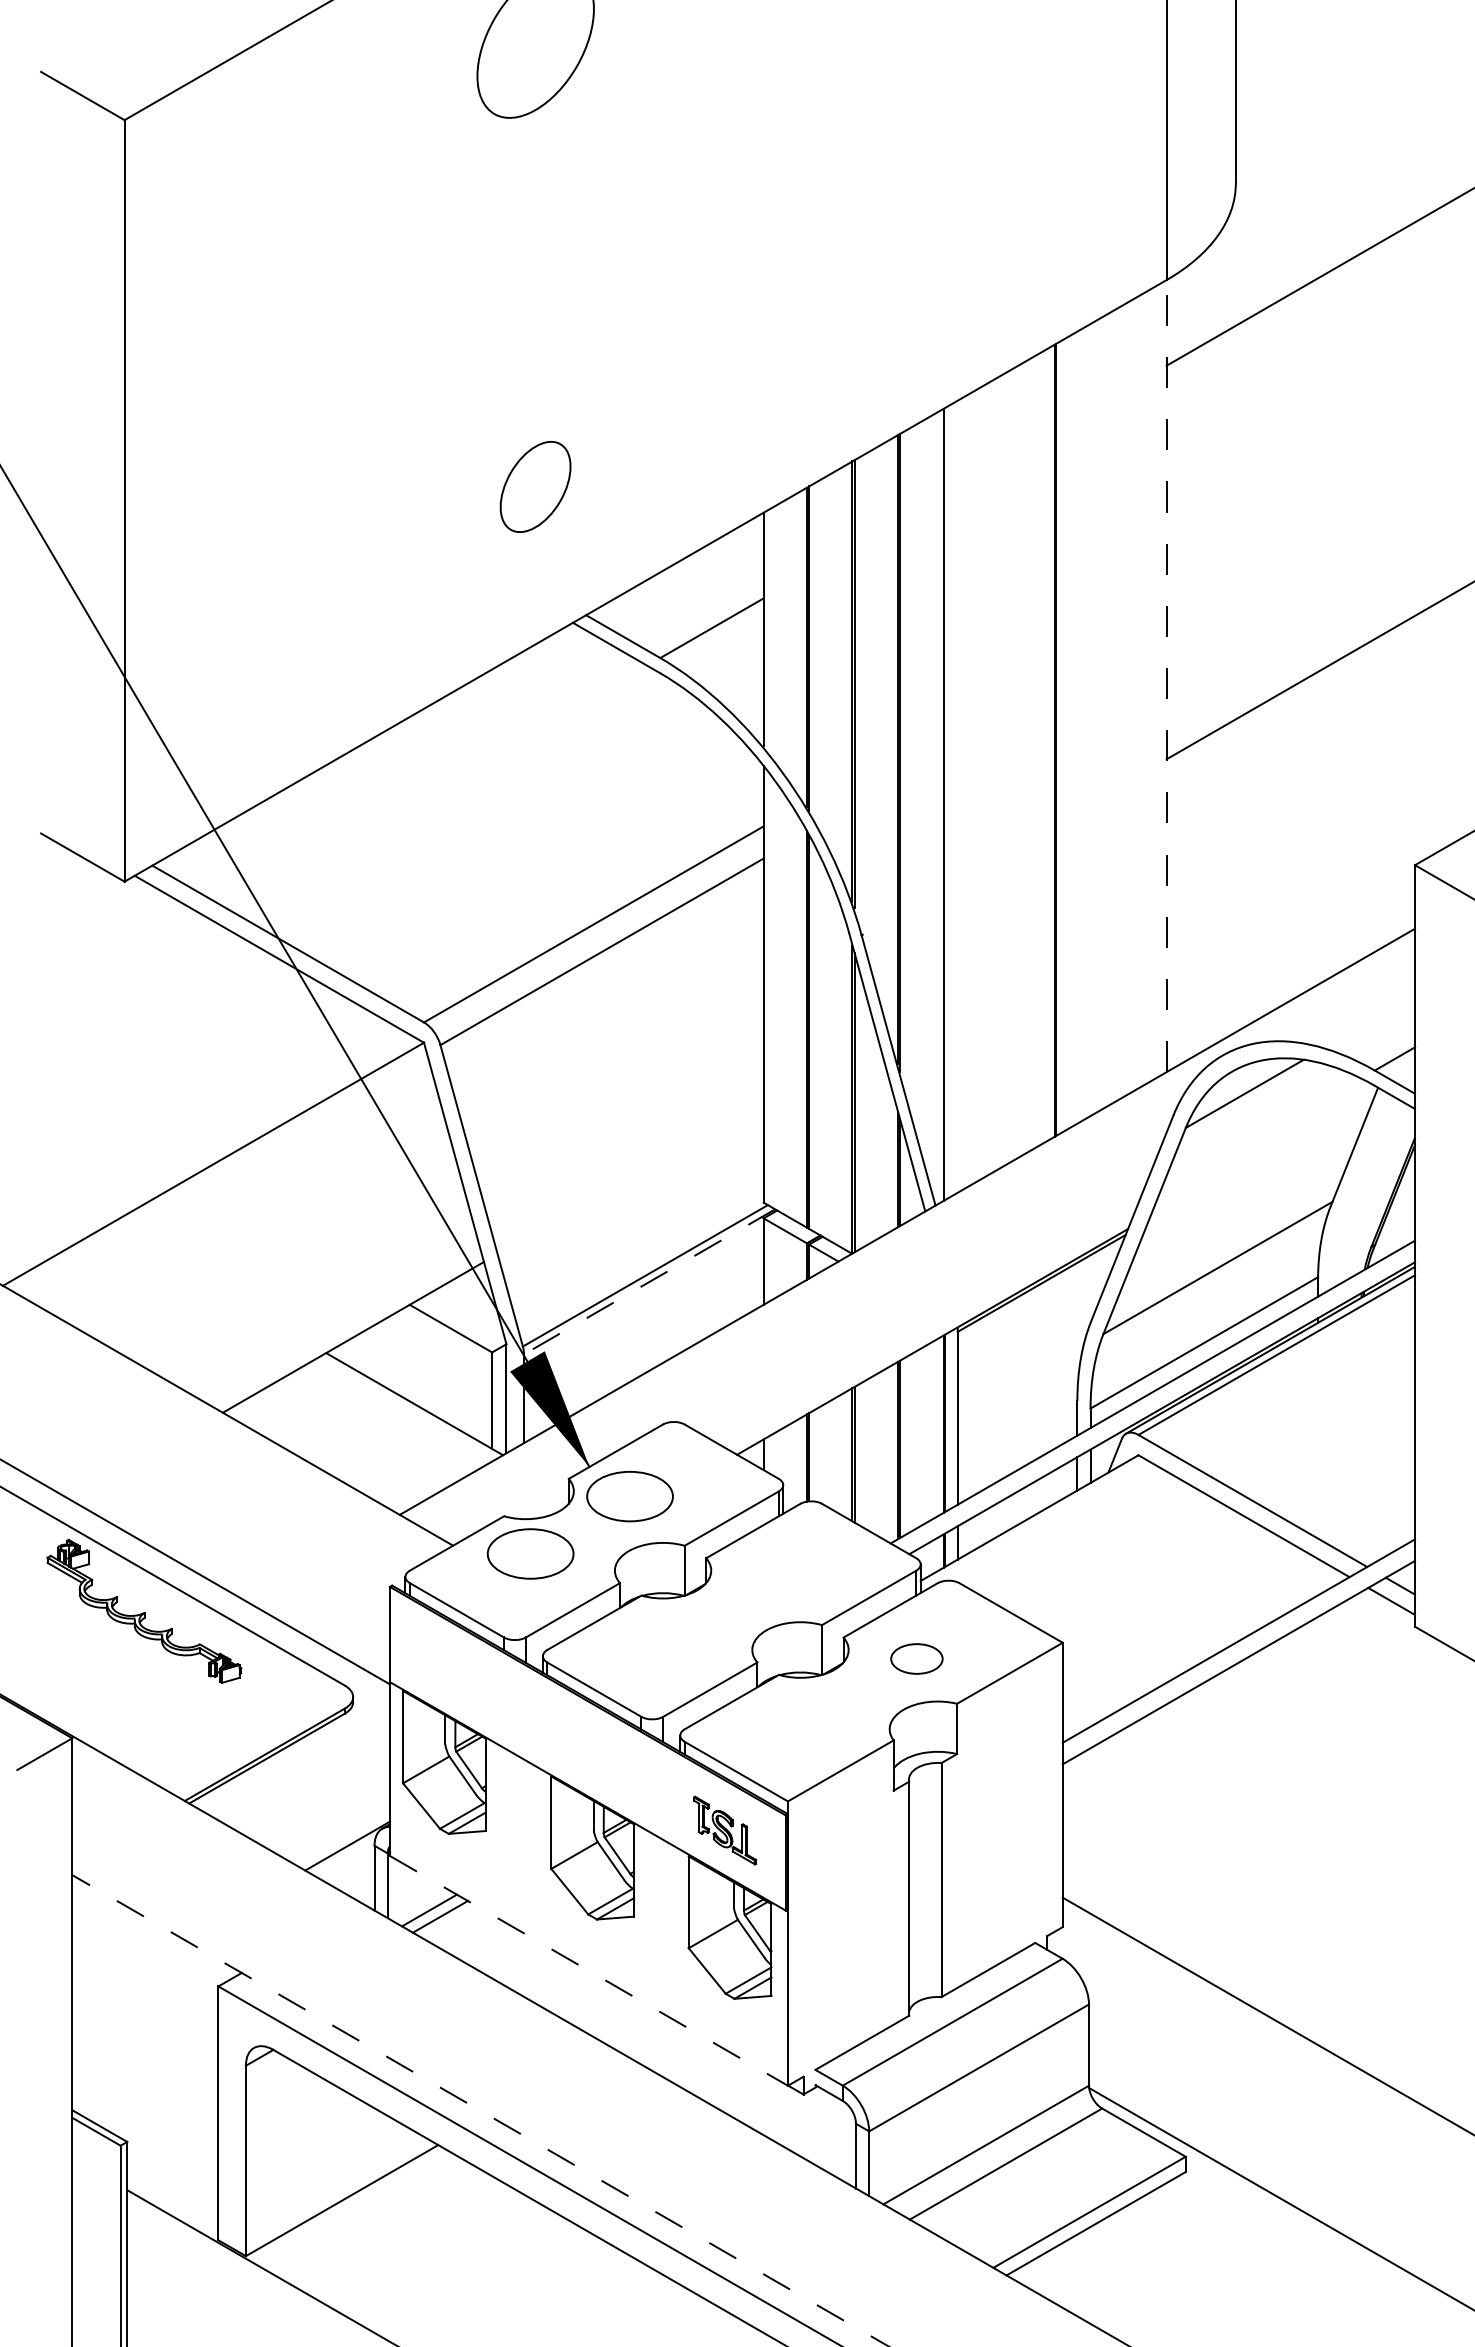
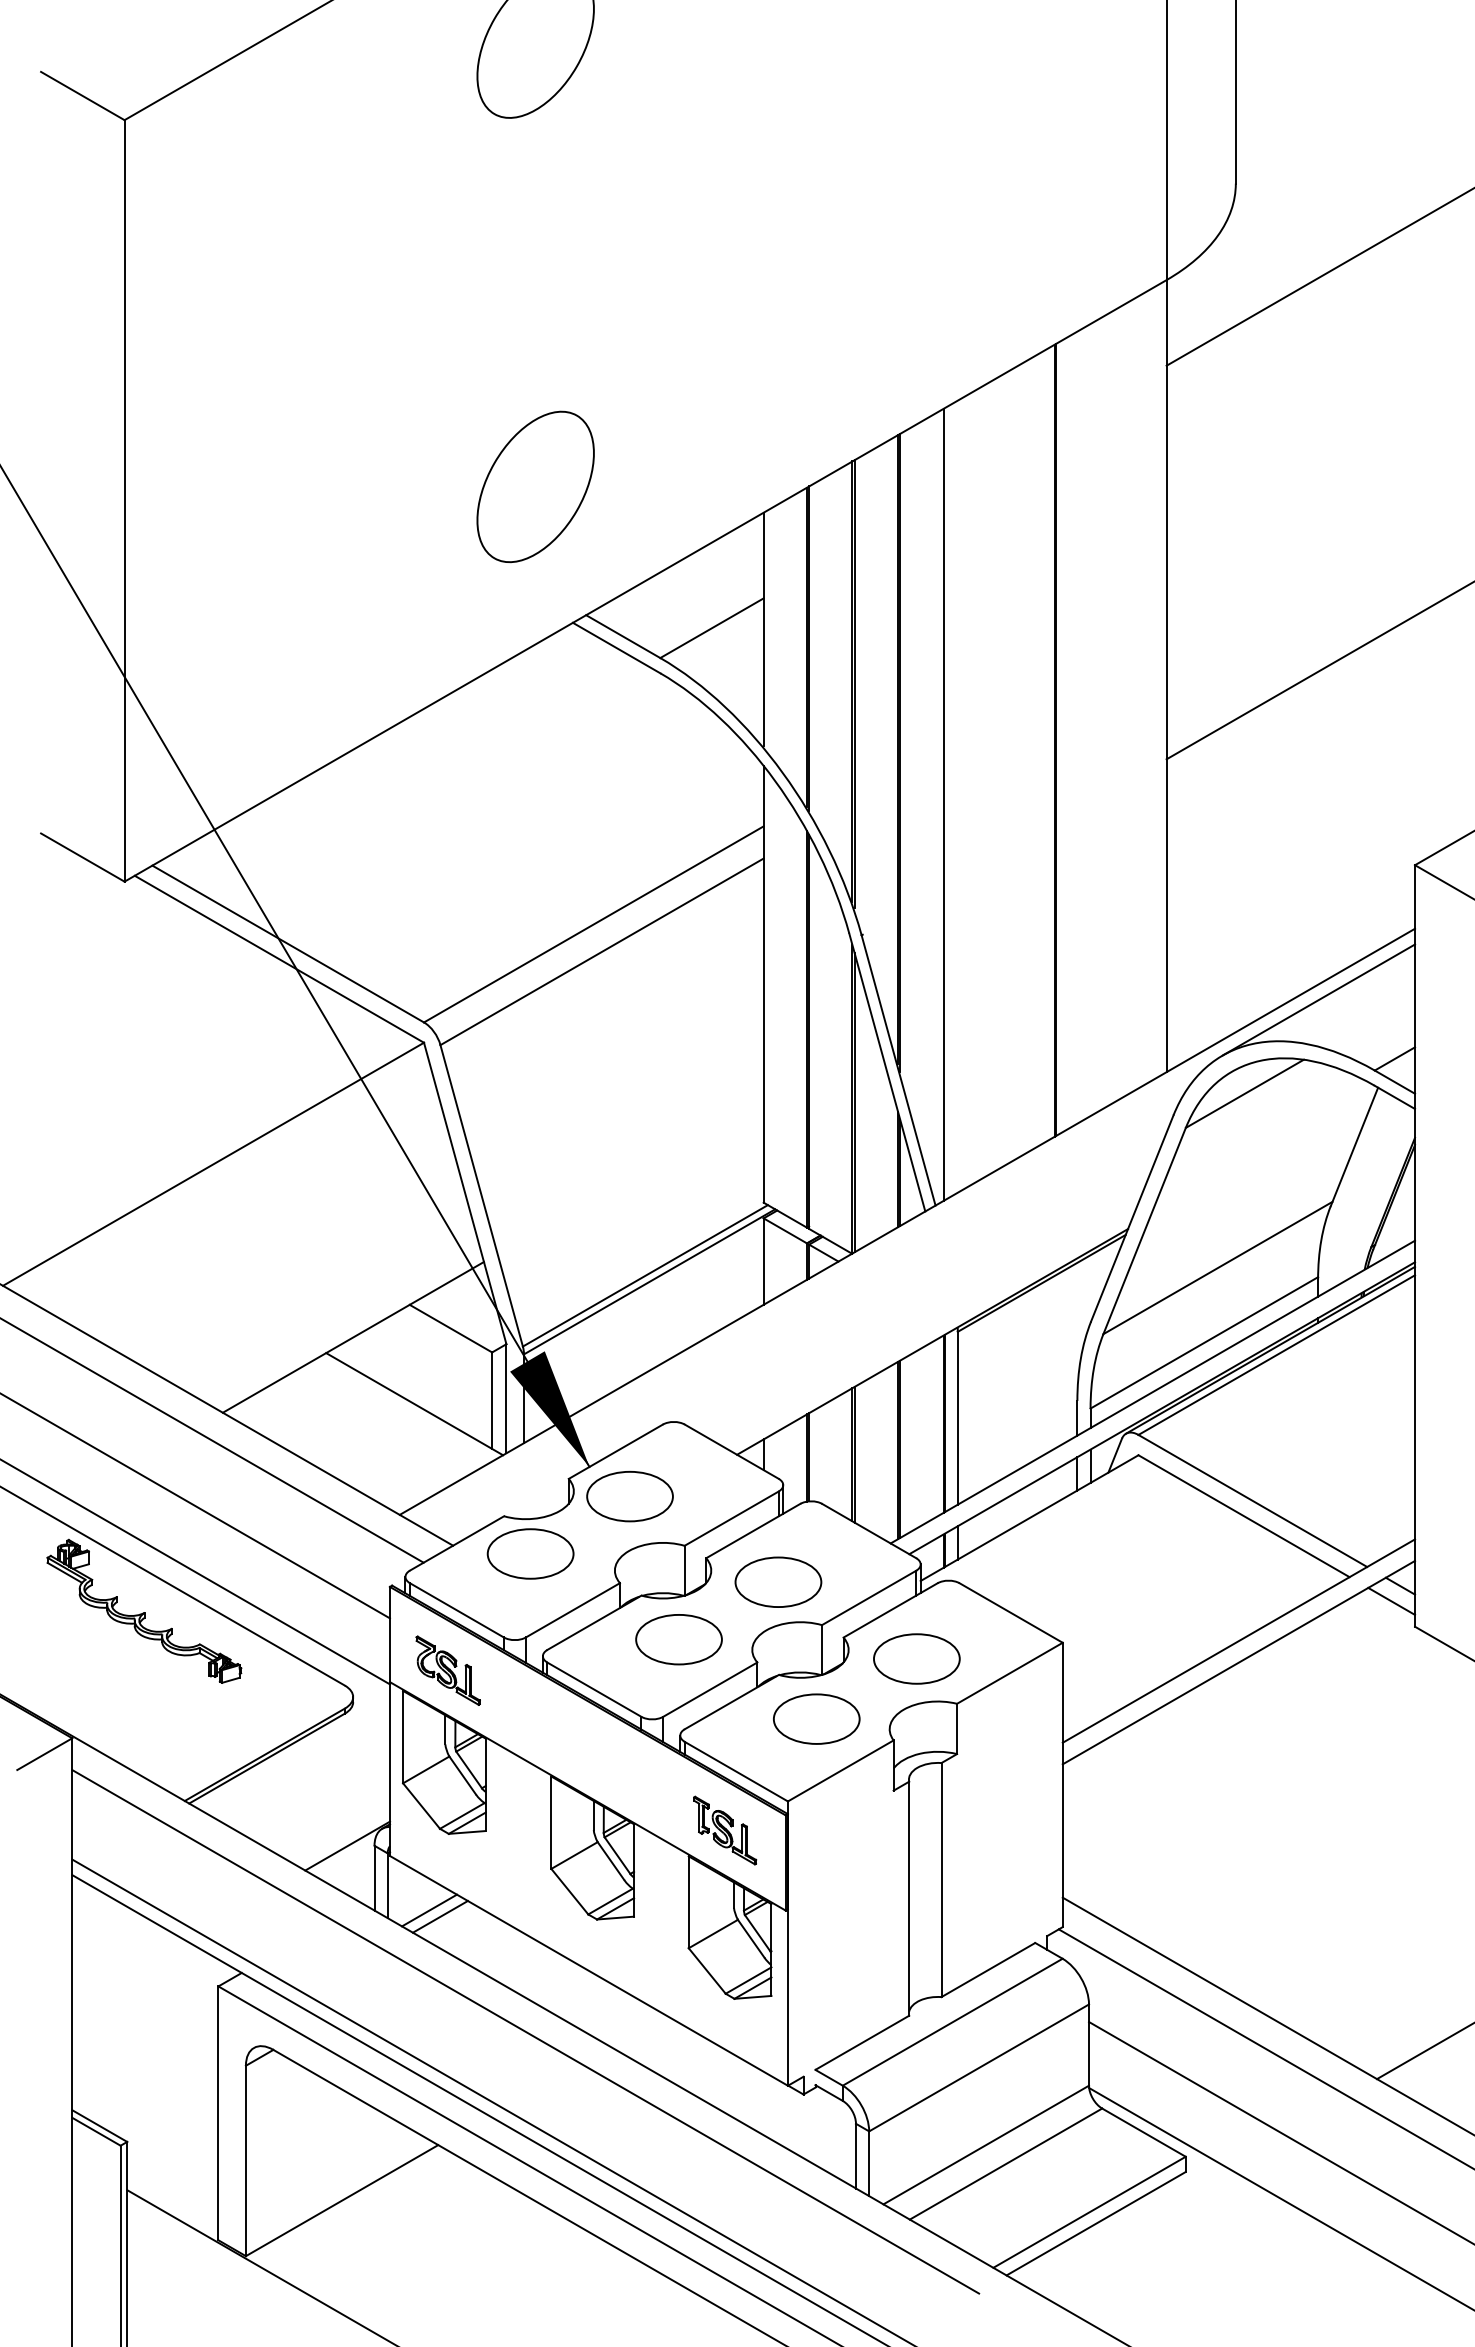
part size: 73x92 px -> 119x154 px (535, 486)
line: dashed -> solid (1166, 675)
line: none -> present (1318, 999)
line: dashed -> solid (649, 1282)
line: none -> present (212, 1440)
line: none -> present (195, 1506)
part: none -> present (778, 1581)
part: none -> present (678, 1639)
part size: 54x32 px -> 88x52 px (916, 1658)
part: none -> present (447, 1670)
part: none -> present (816, 1718)
line: dashed -> solid (589, 1970)
line: none -> present (525, 2031)
line: none -> present (1264, 2048)
line: none -> present (1424, 2051)
line: none -> present (491, 2101)
line: dashed -> solid (480, 2110)
line: none -> present (1280, 2132)
